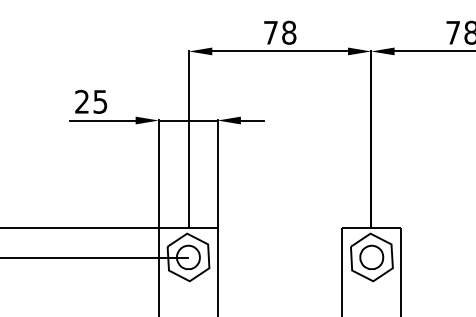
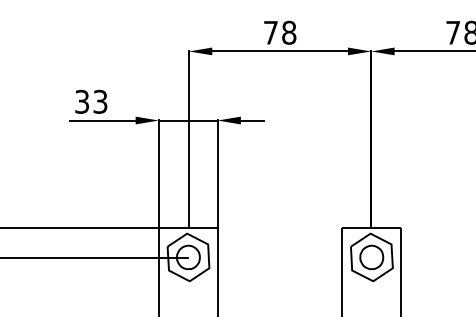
text: 25 -> 33 (91, 101)
